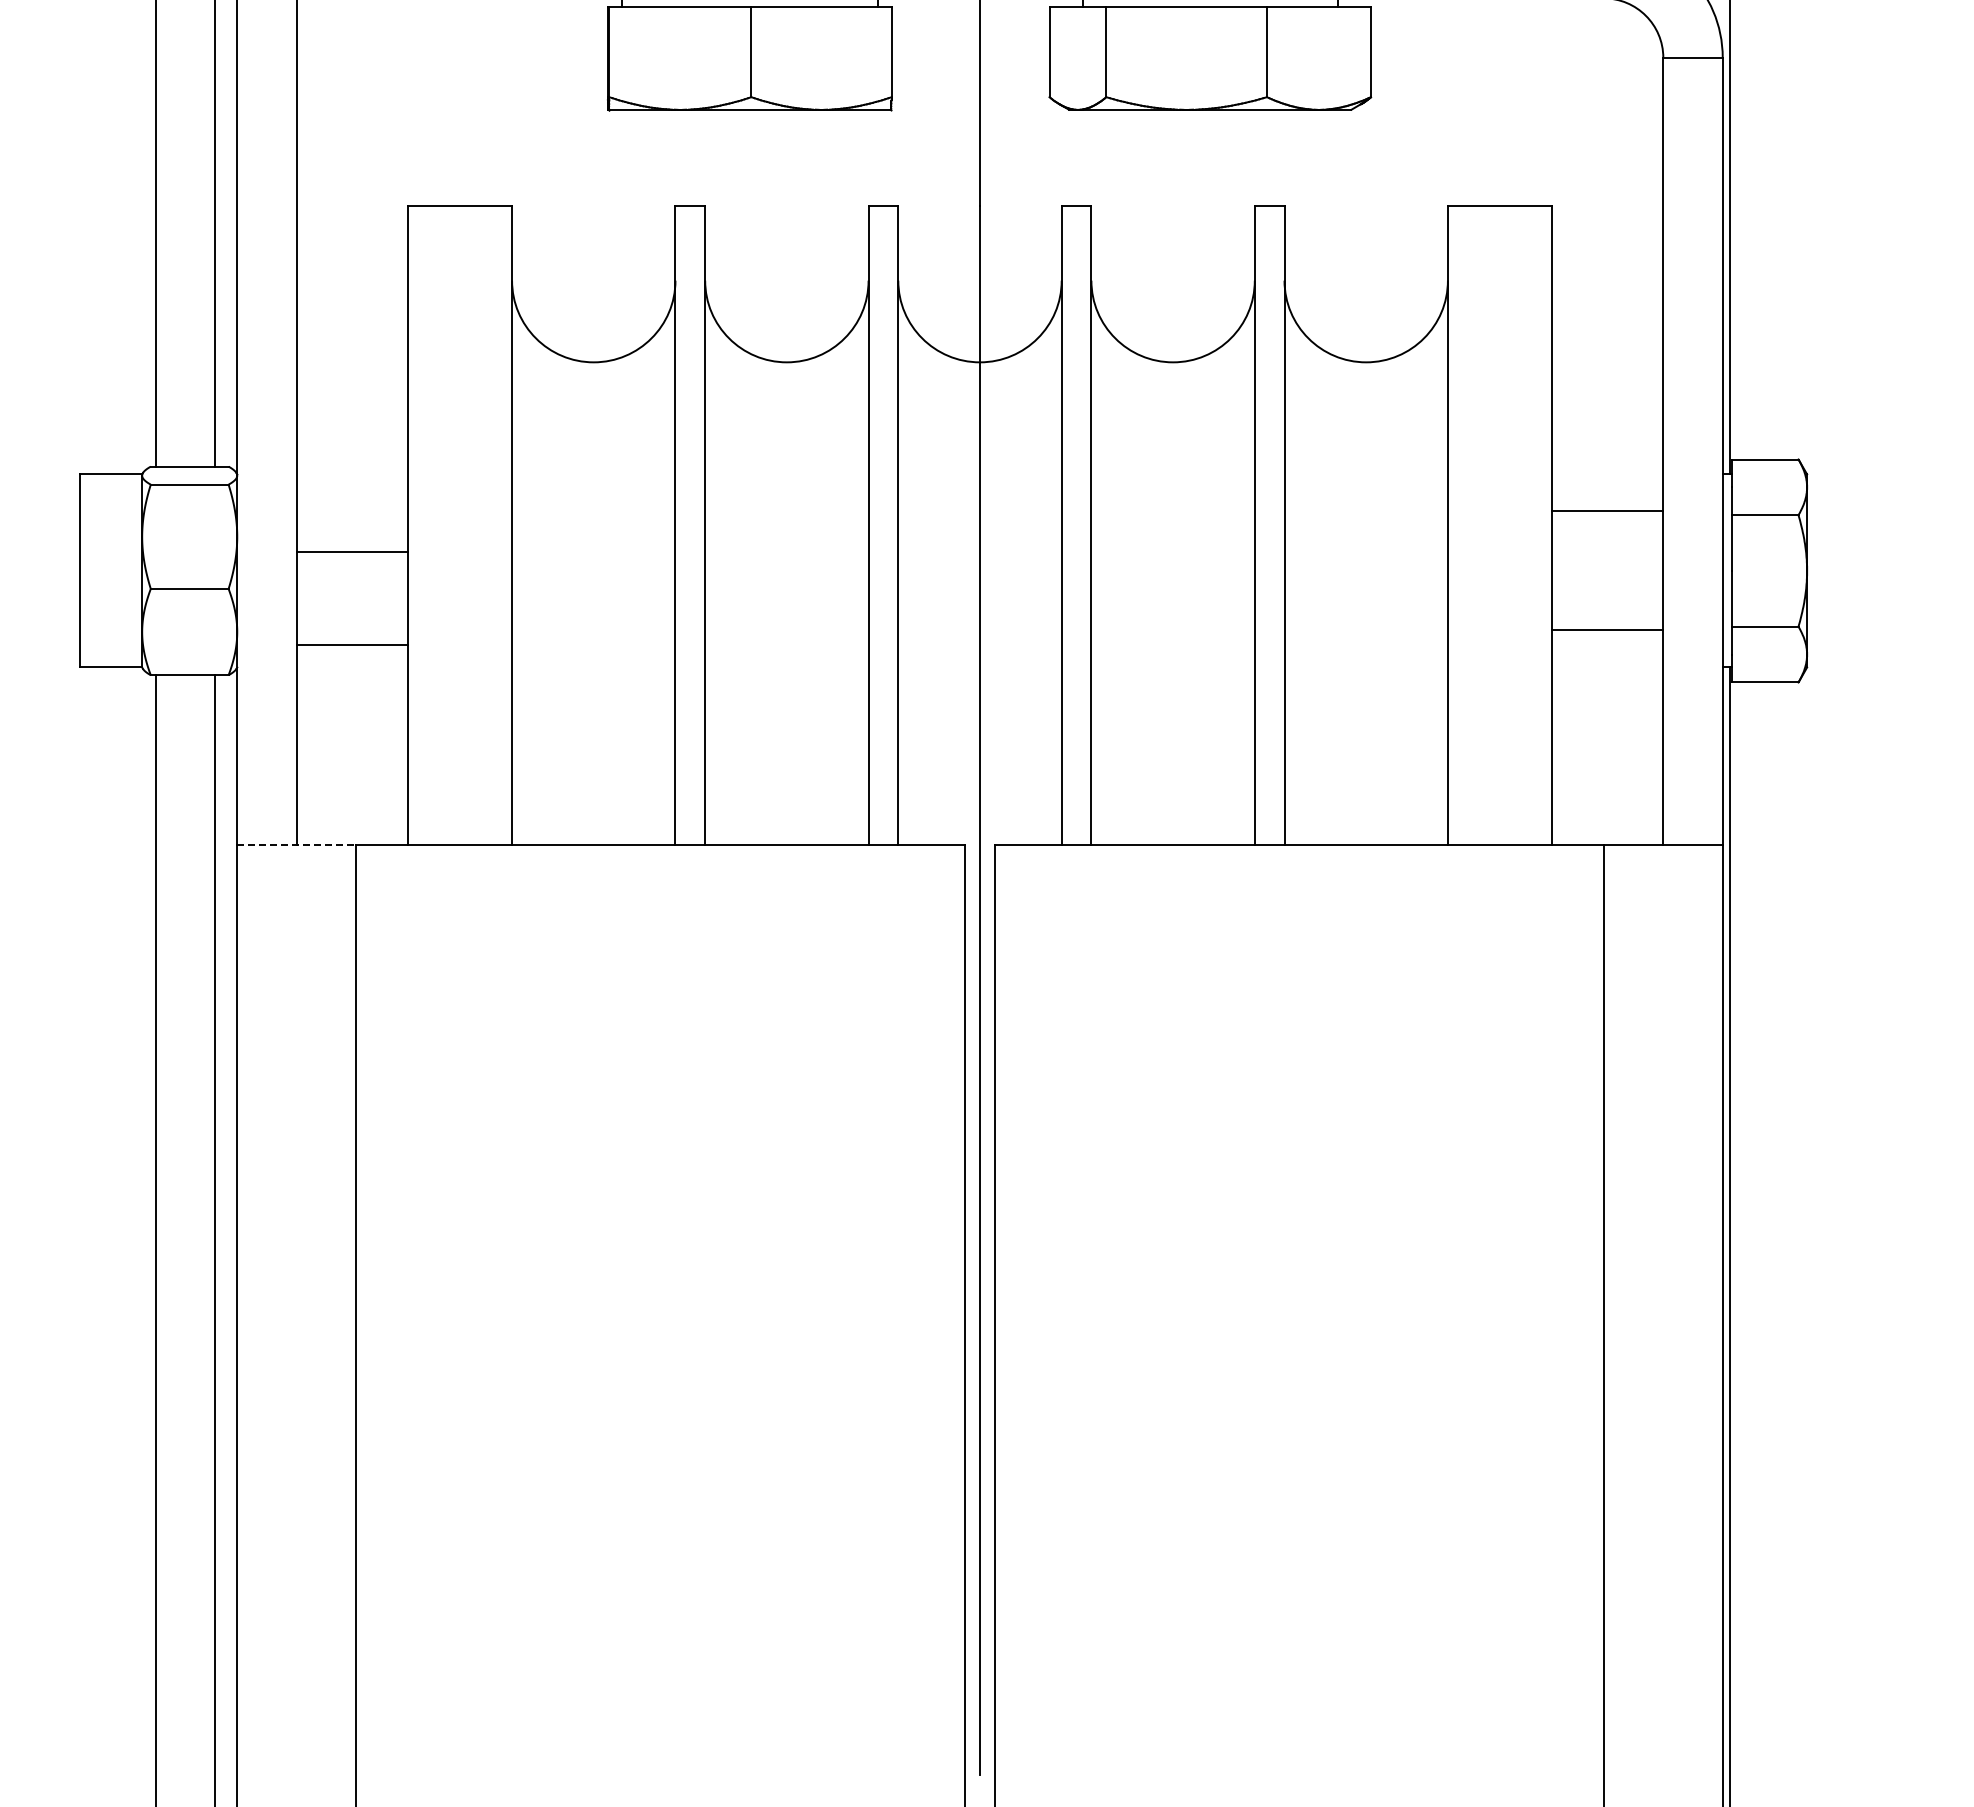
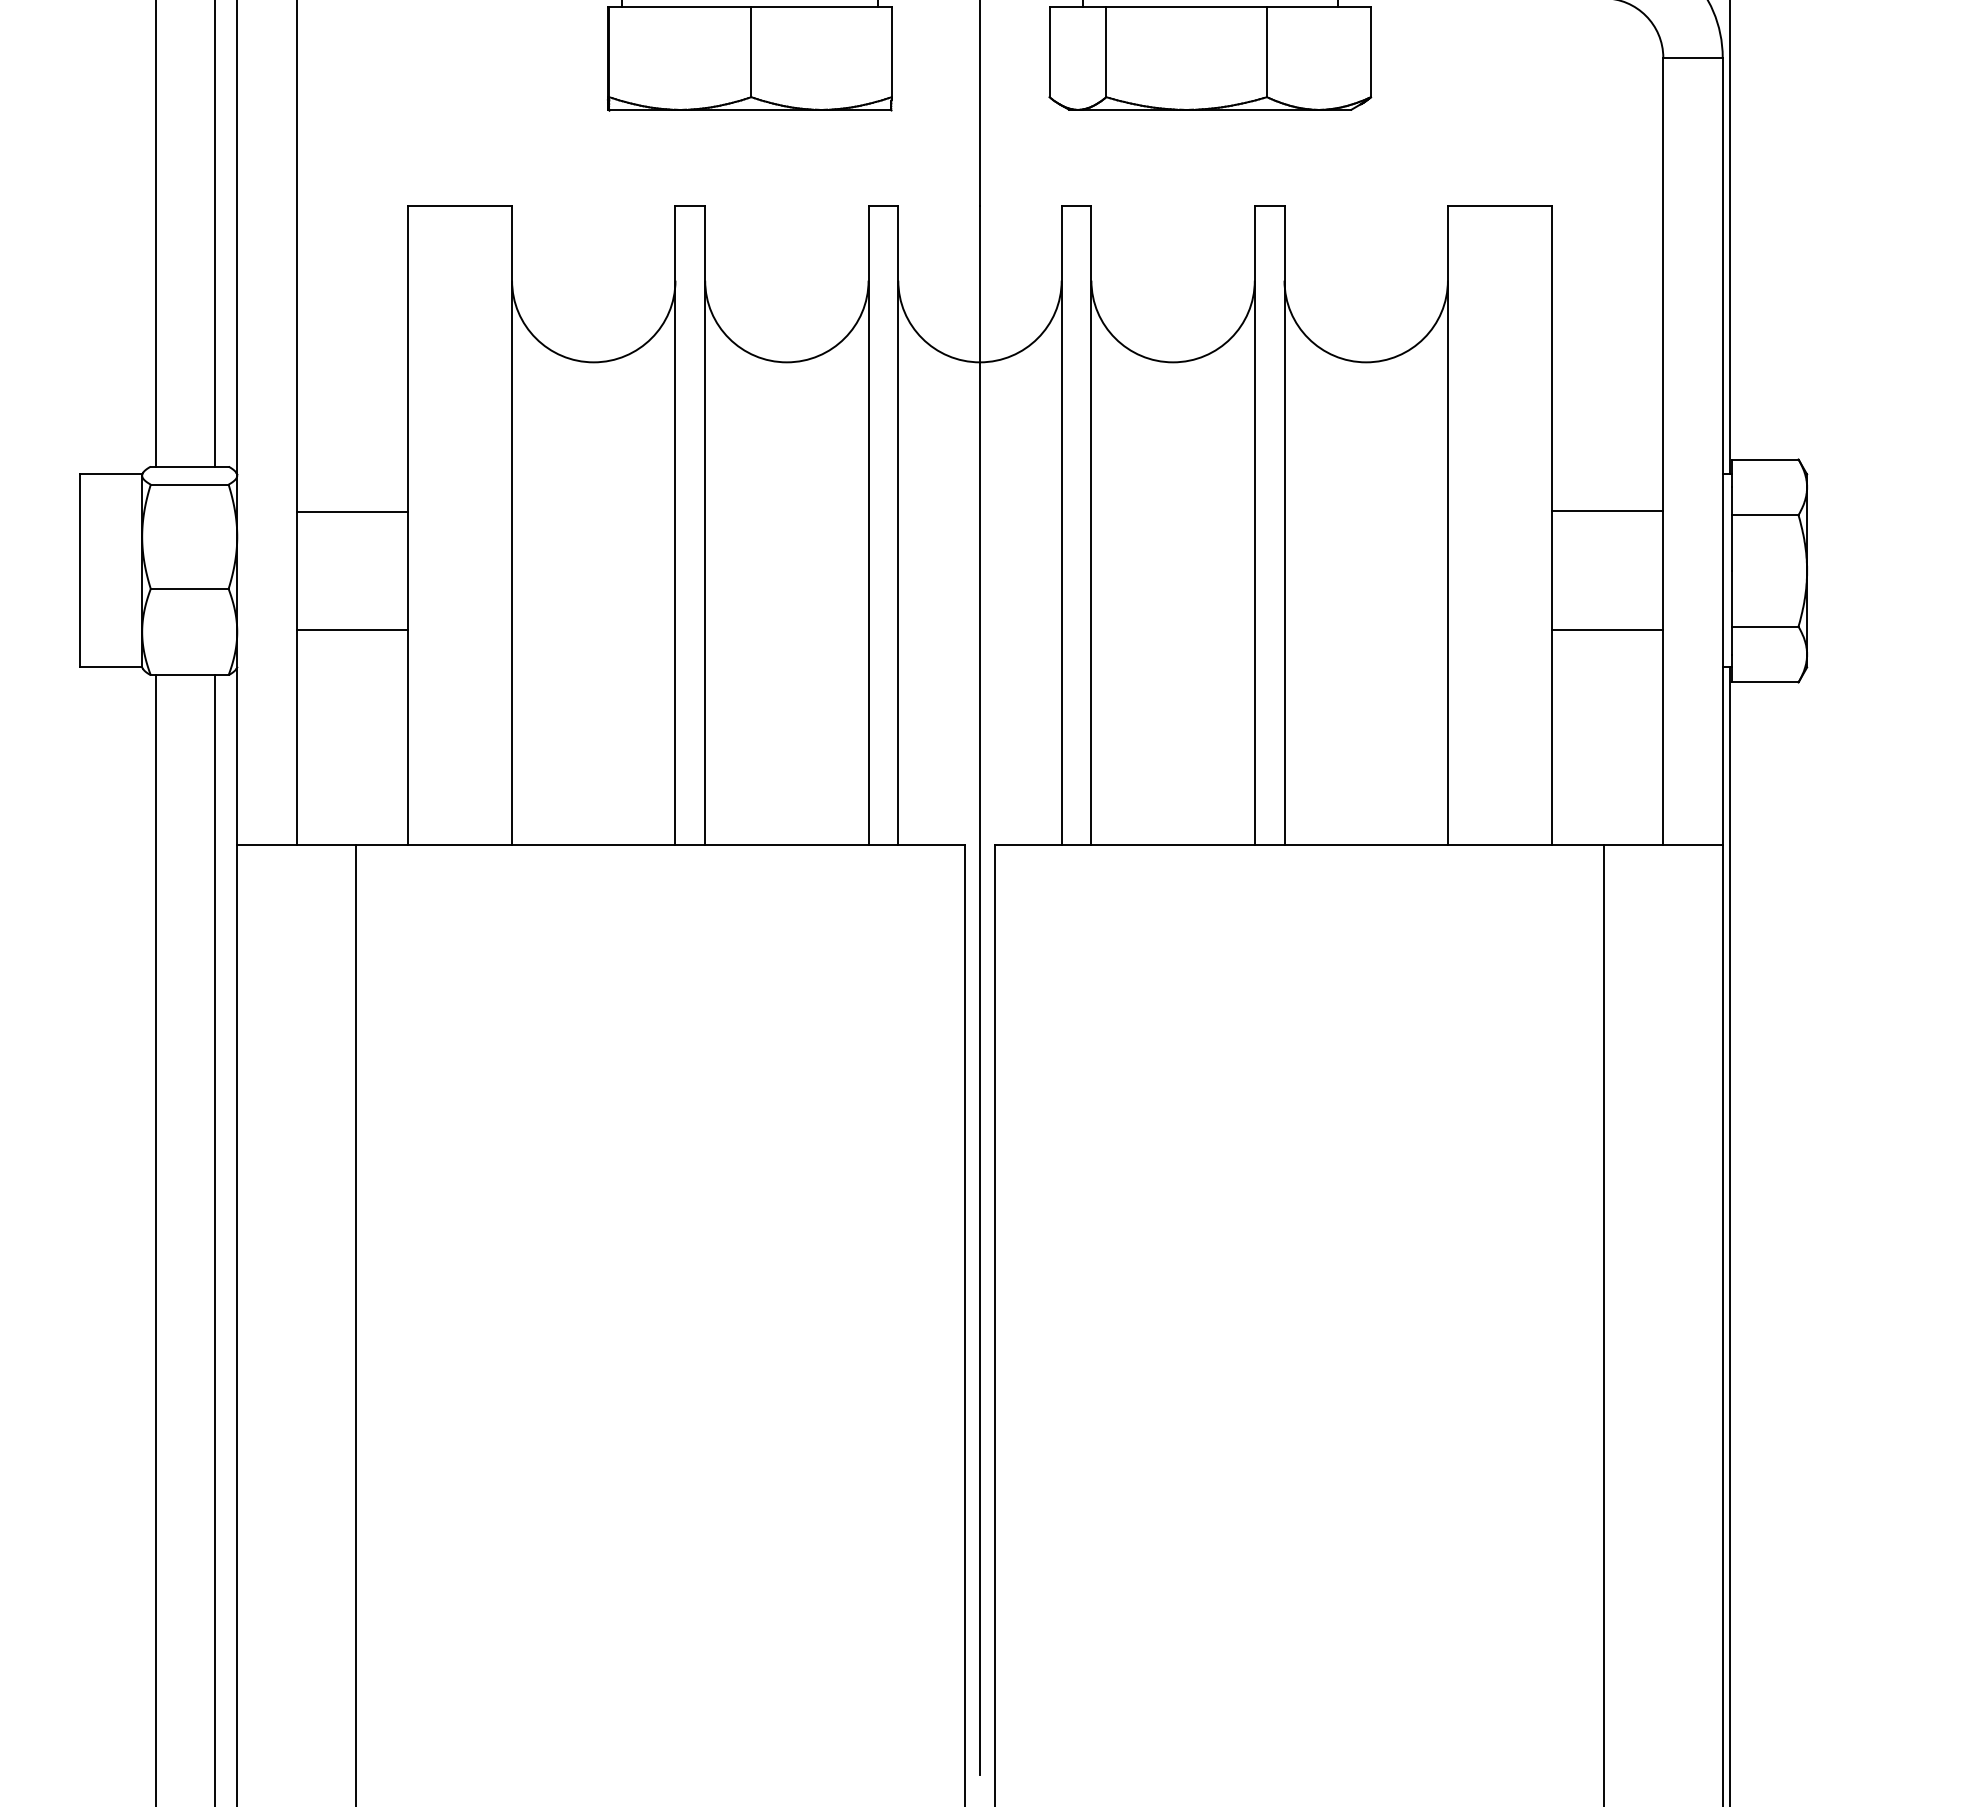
line position: (352, 551) -> (352, 511) (352, 511)
line position: (352, 645) -> (352, 630) (352, 630)
line: dashed -> solid (297, 845)
